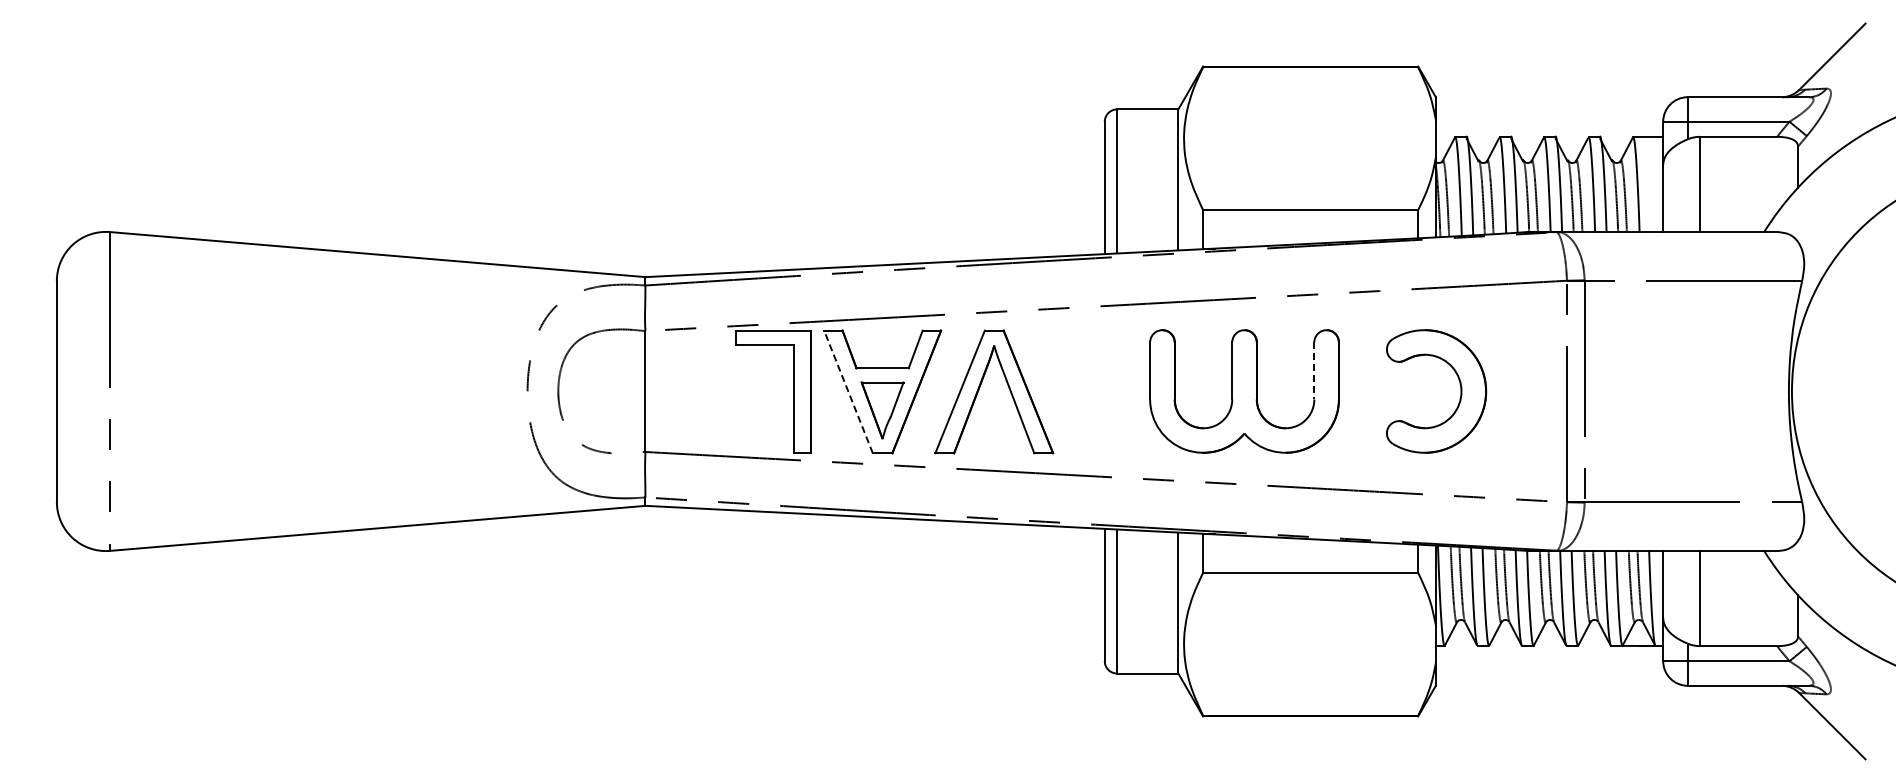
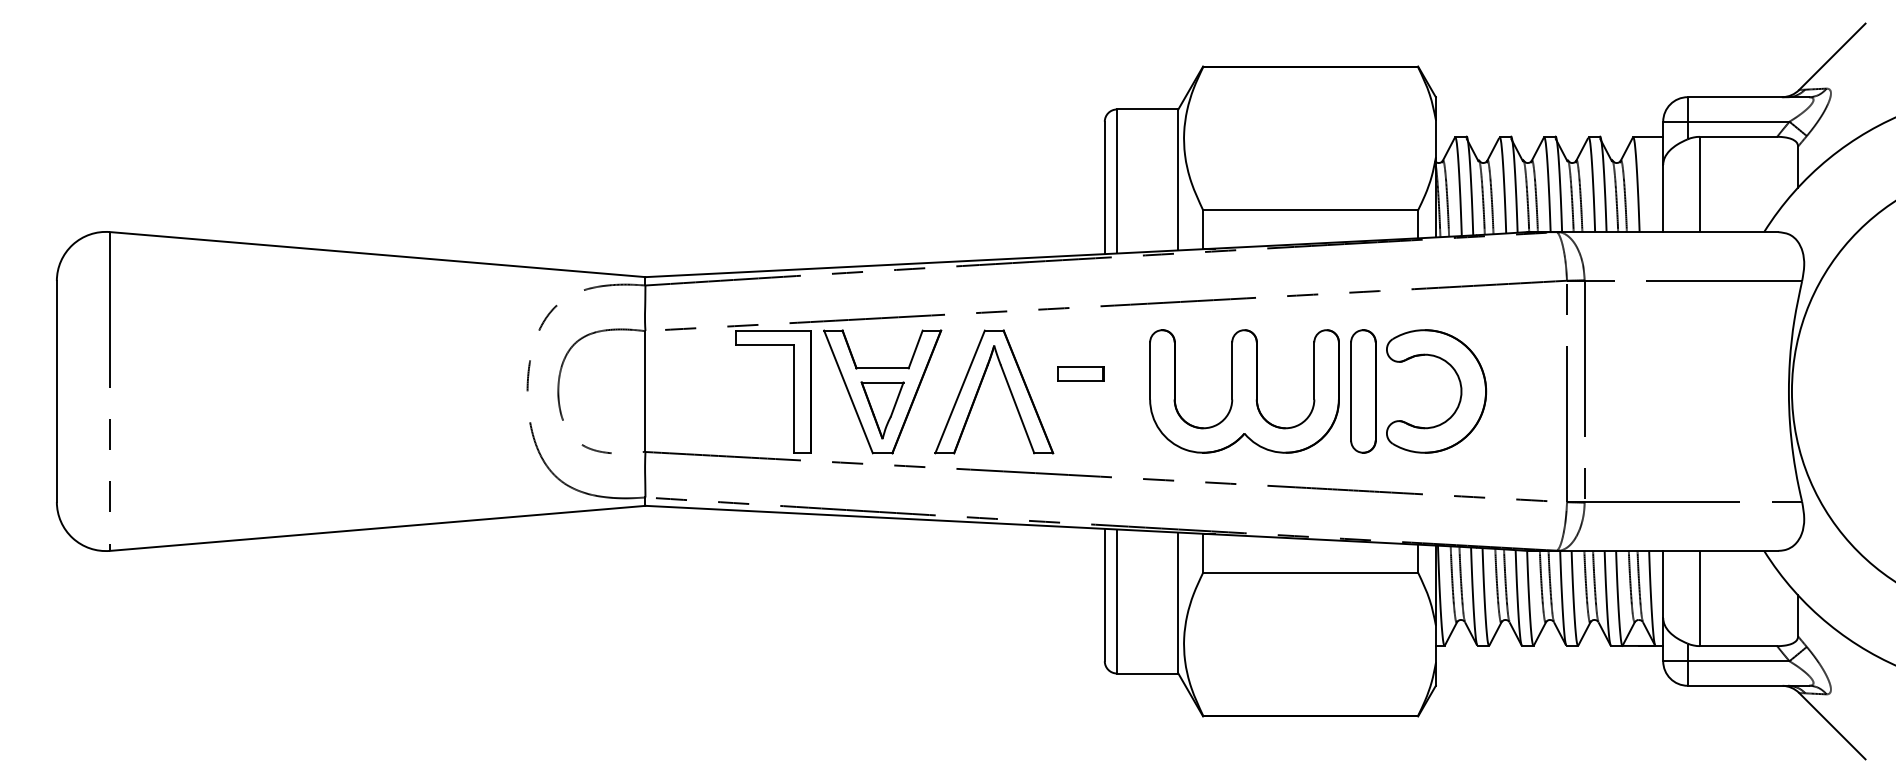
line: dashed -> solid (1314, 370)
part: none -> present (1080, 373)
line: dashed -> solid (848, 391)
part: none -> present (1363, 391)
